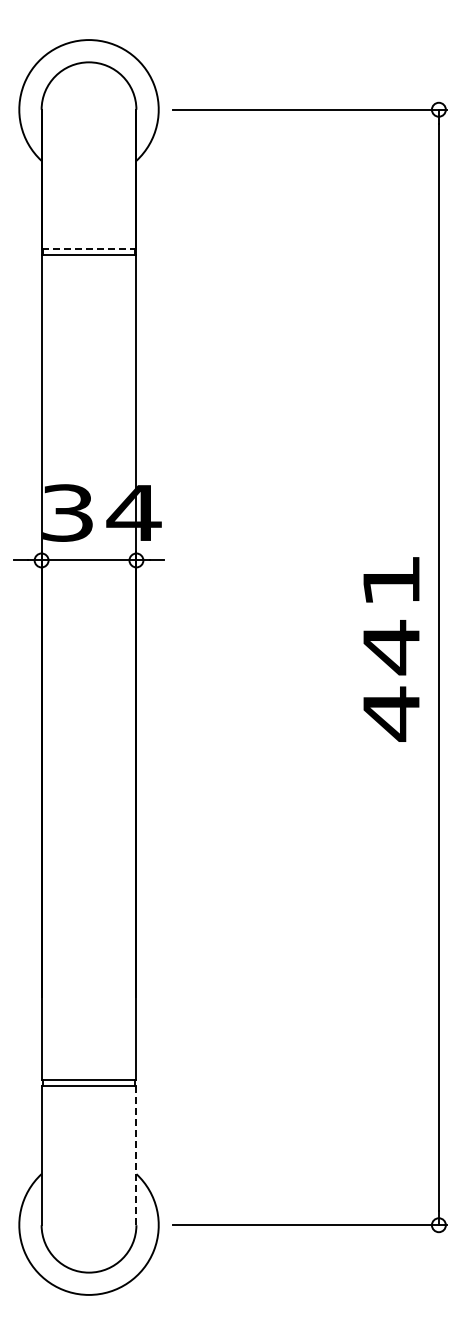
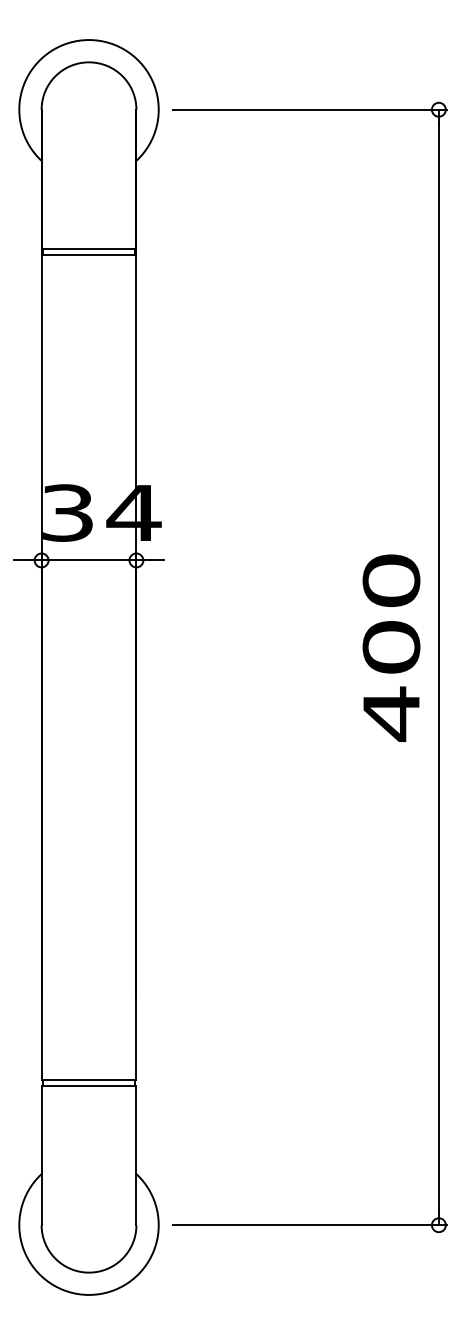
line: dashed -> solid (89, 249)
text: 441 -> 400 (391, 614)
line: dashed -> solid (136, 1155)
